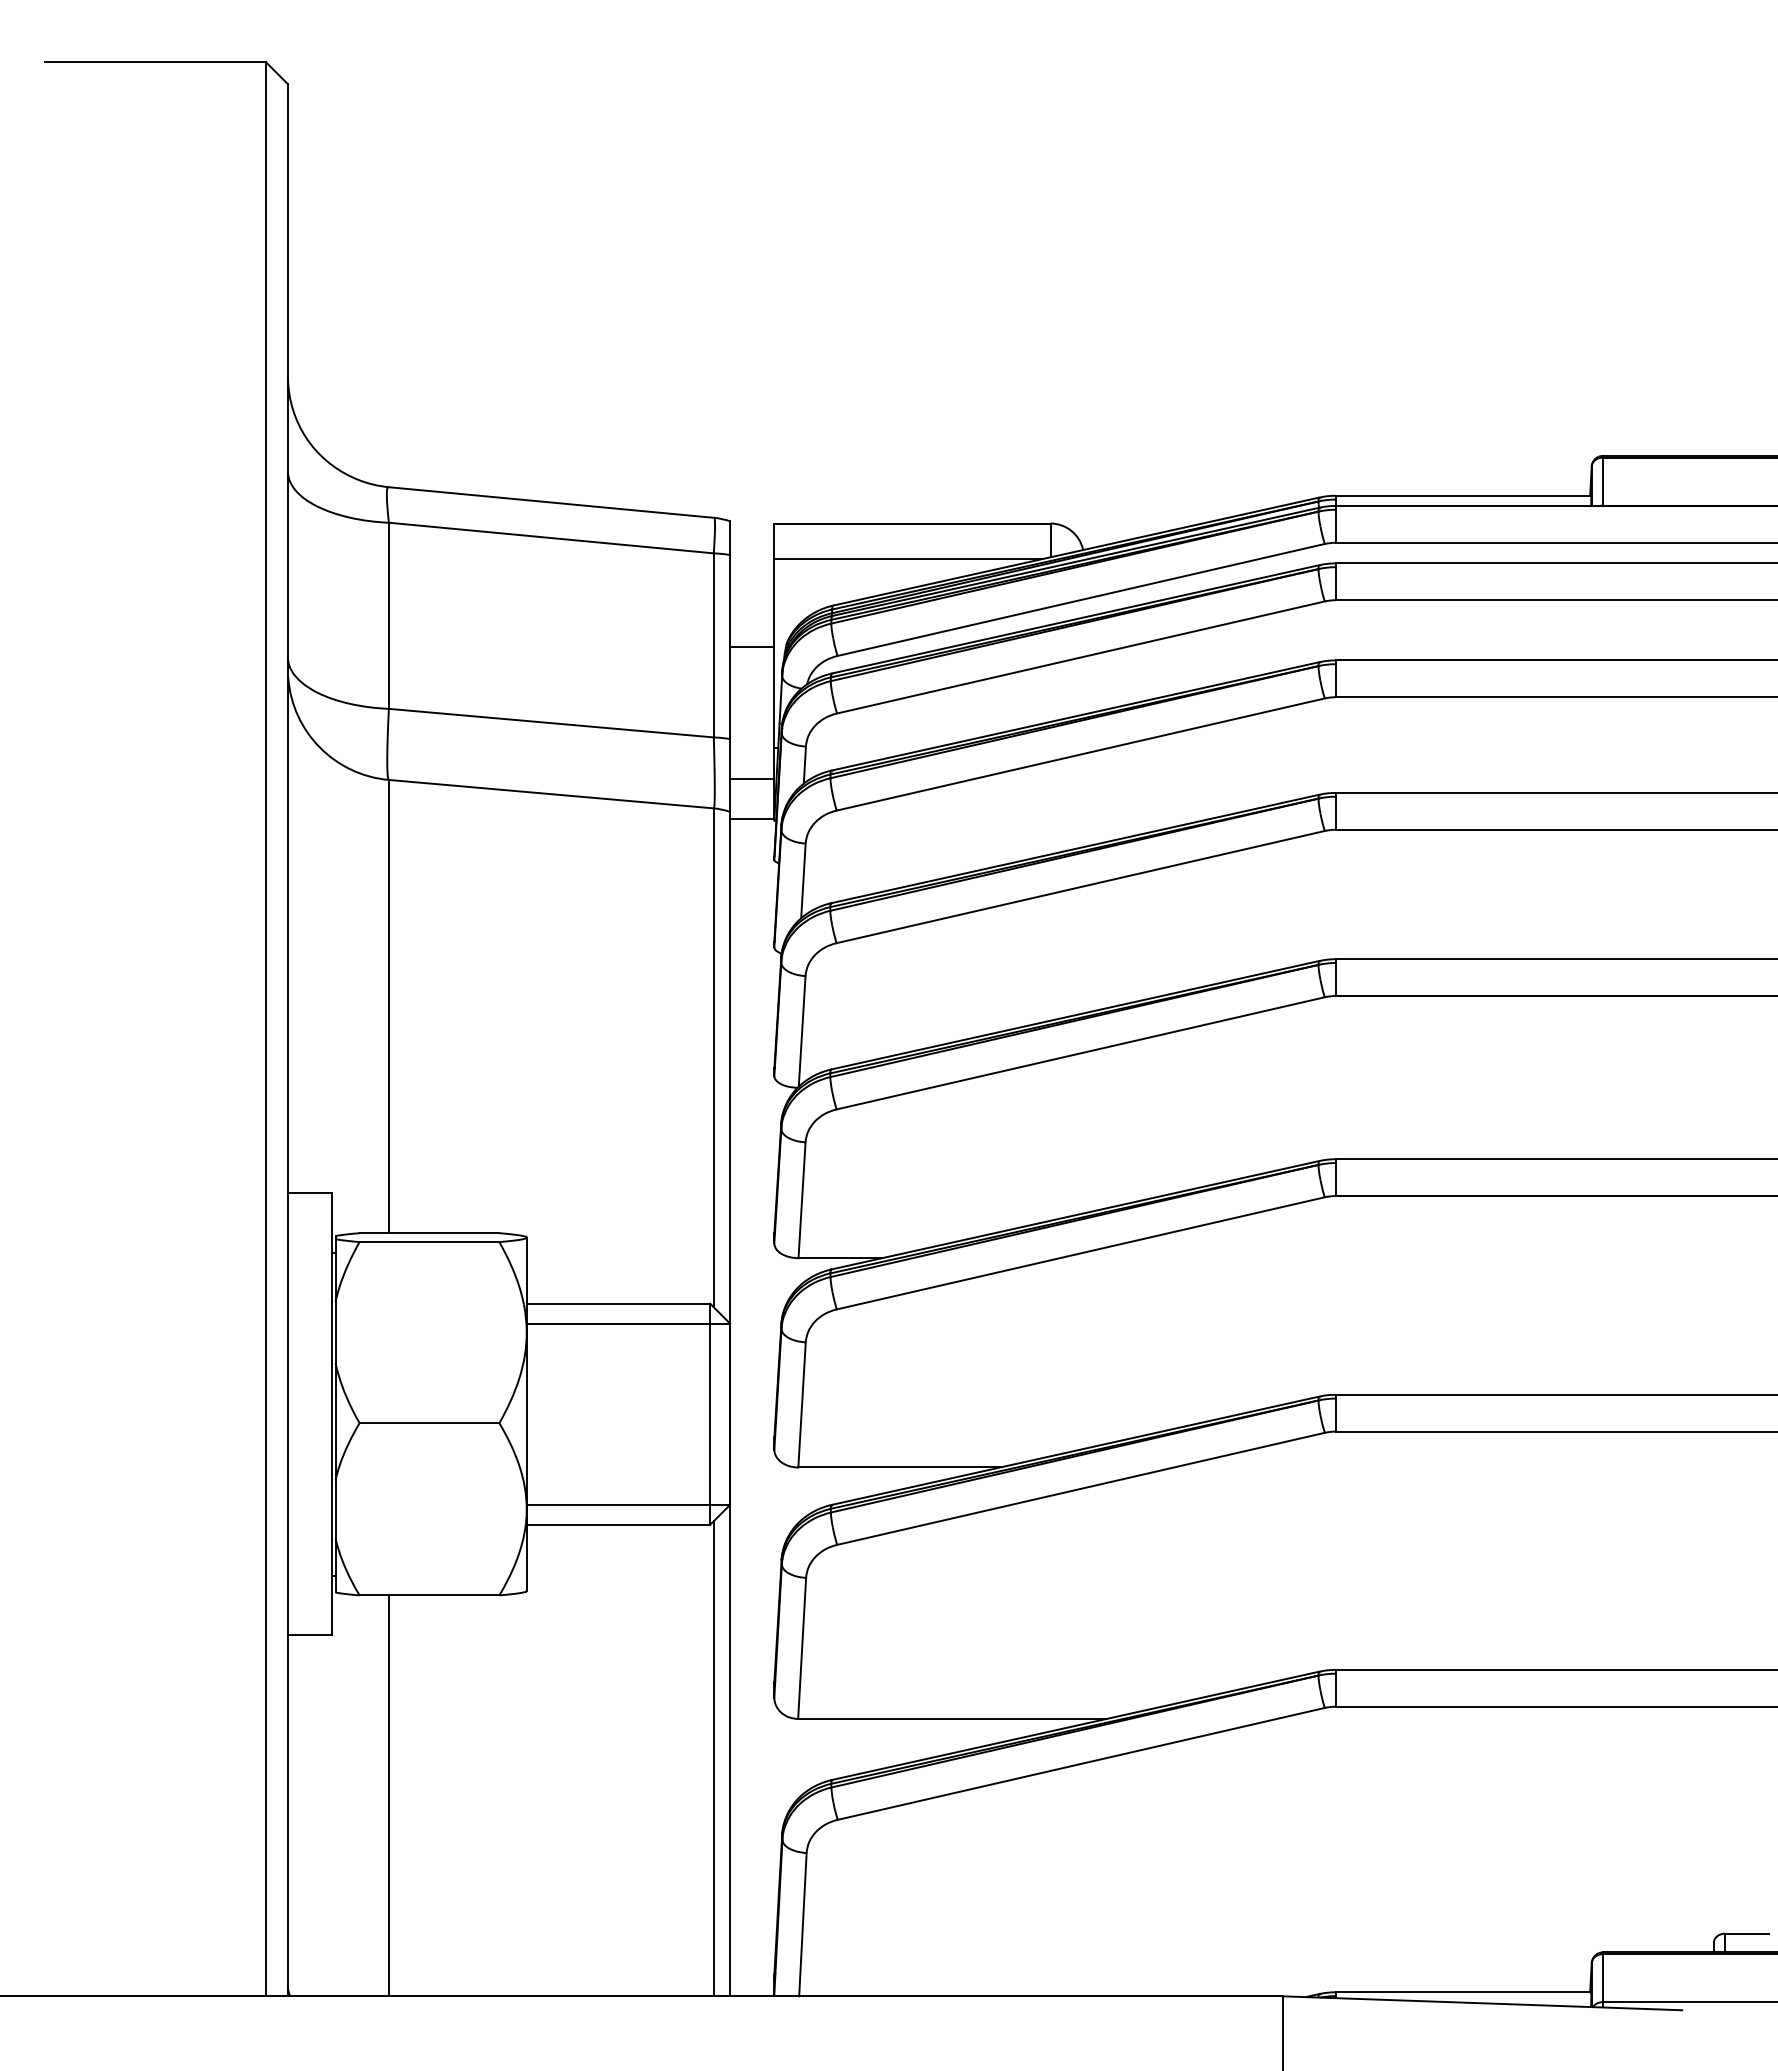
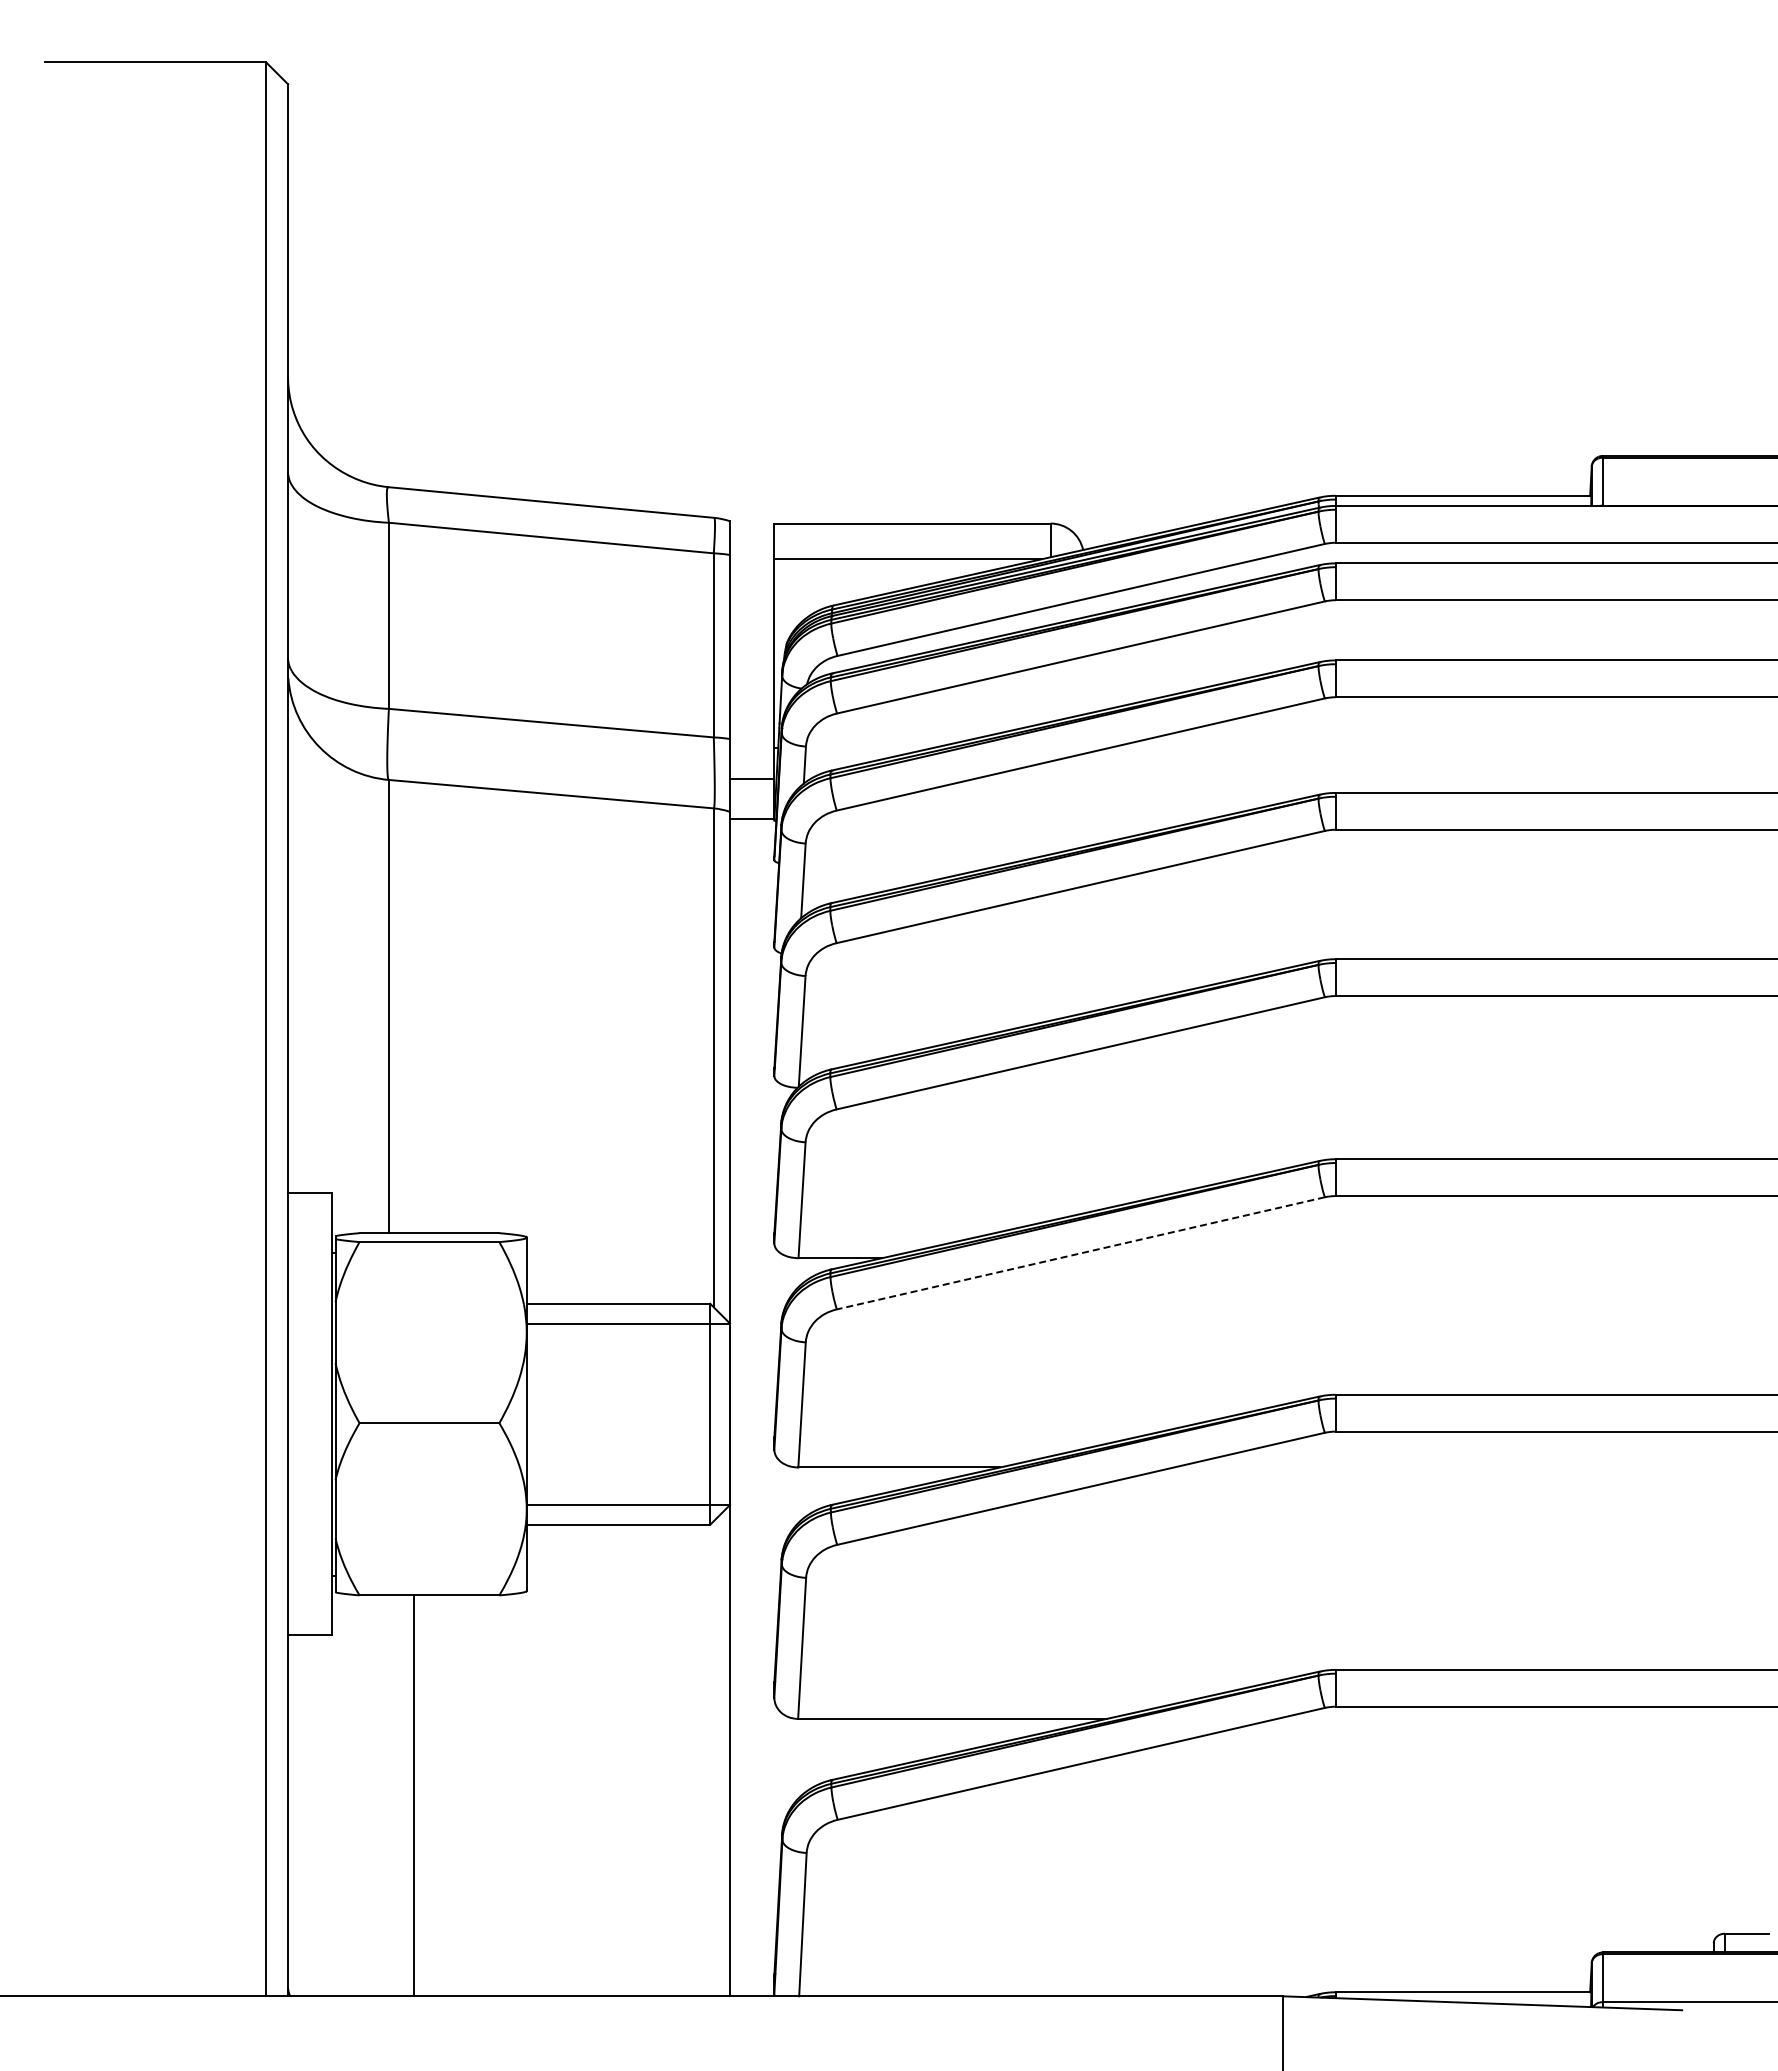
line: present -> none (752, 646)
line: solid -> dashed (1080, 1253)
line: present -> none (713, 1758)
line position: (388, 1795) -> (413, 1795) (413, 1795)
